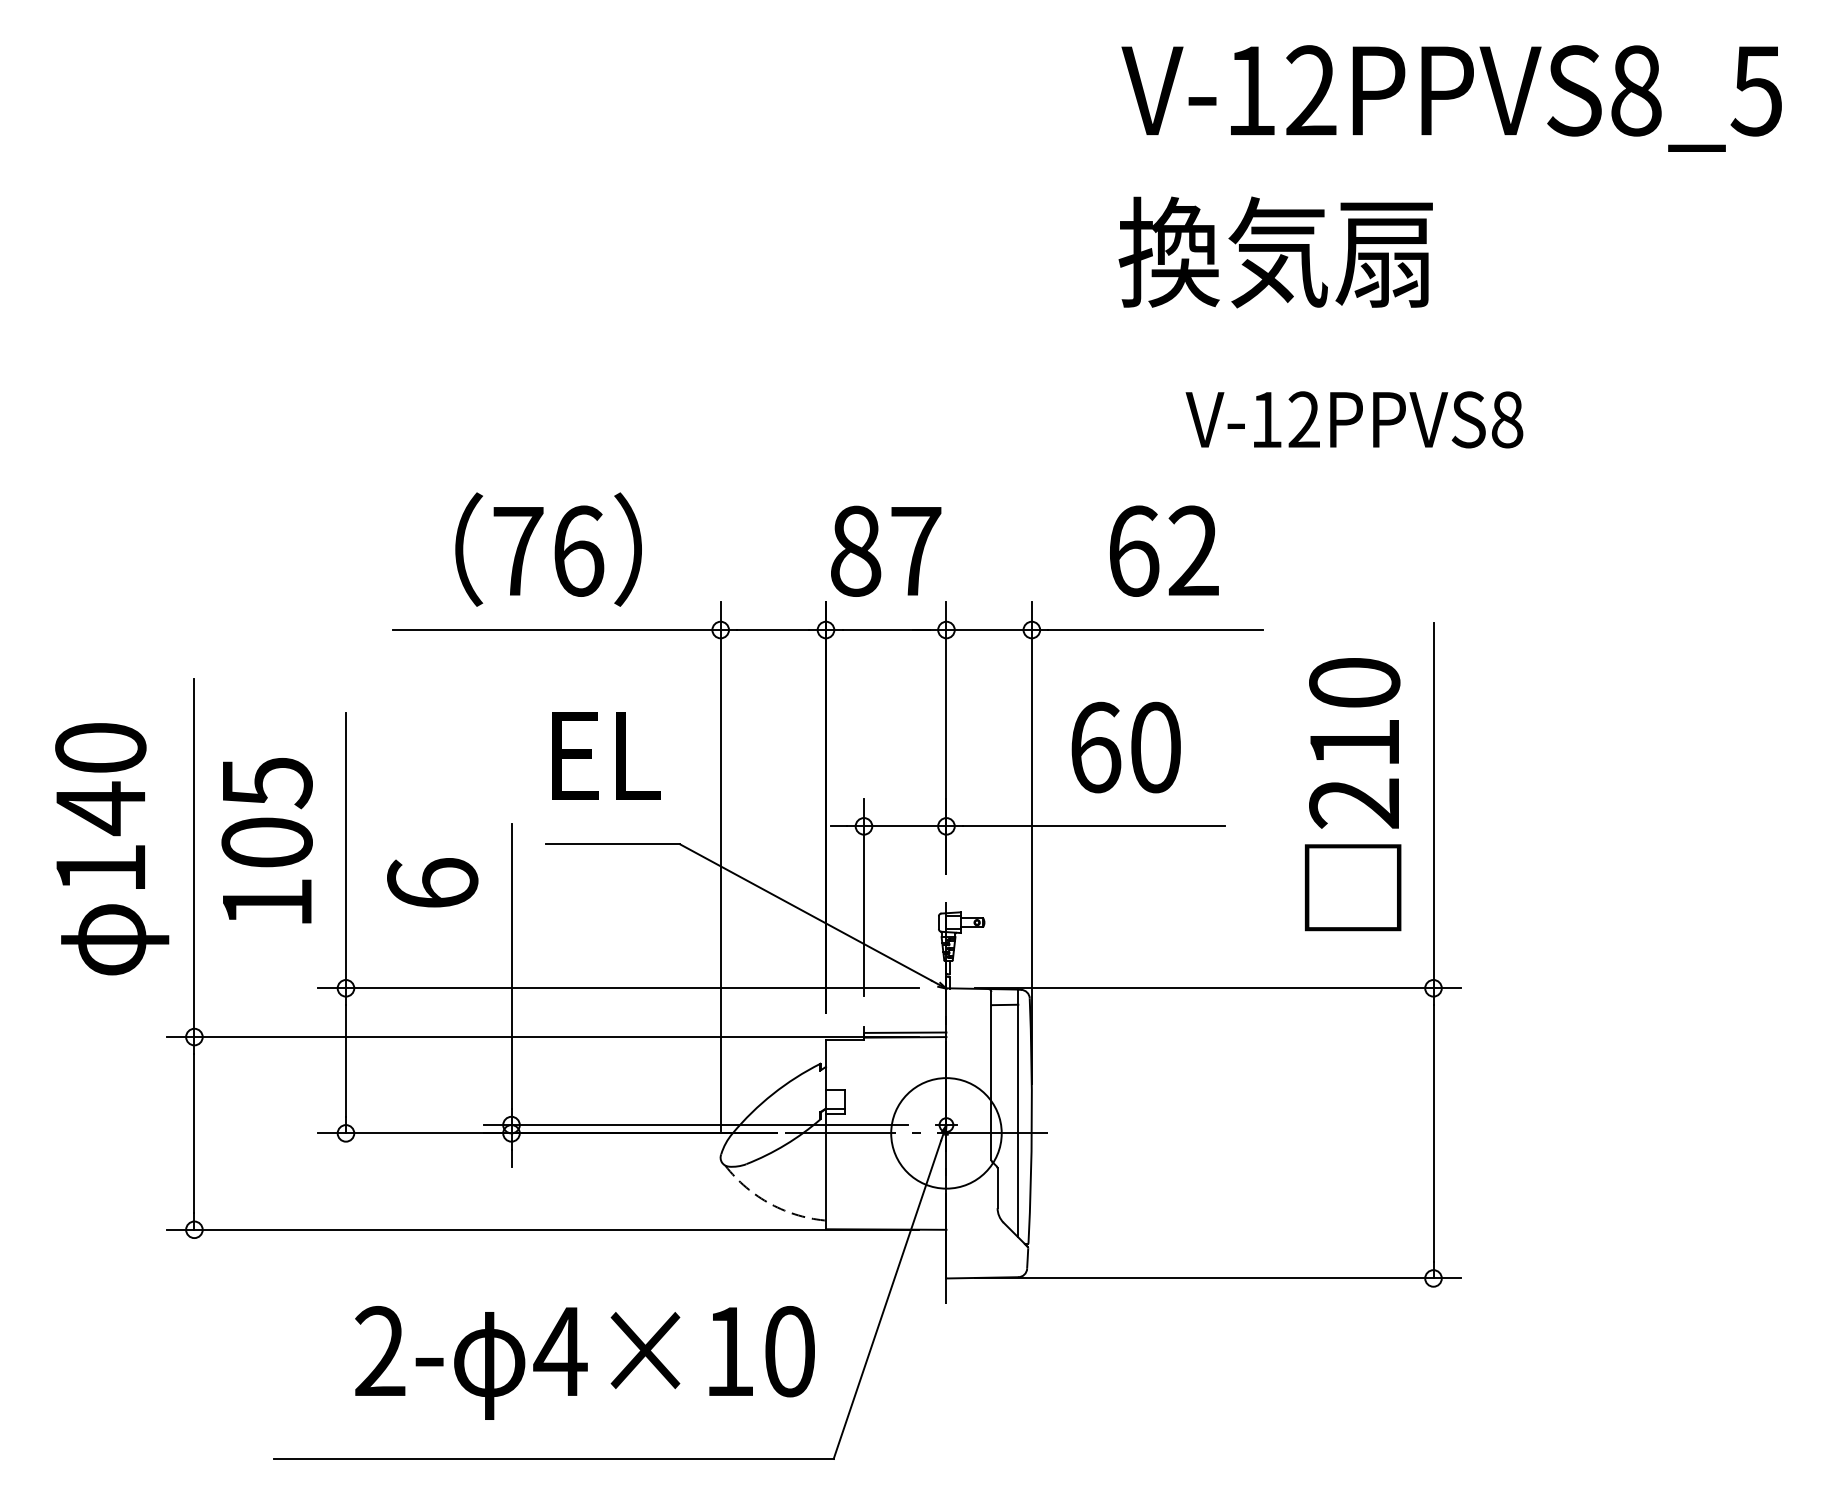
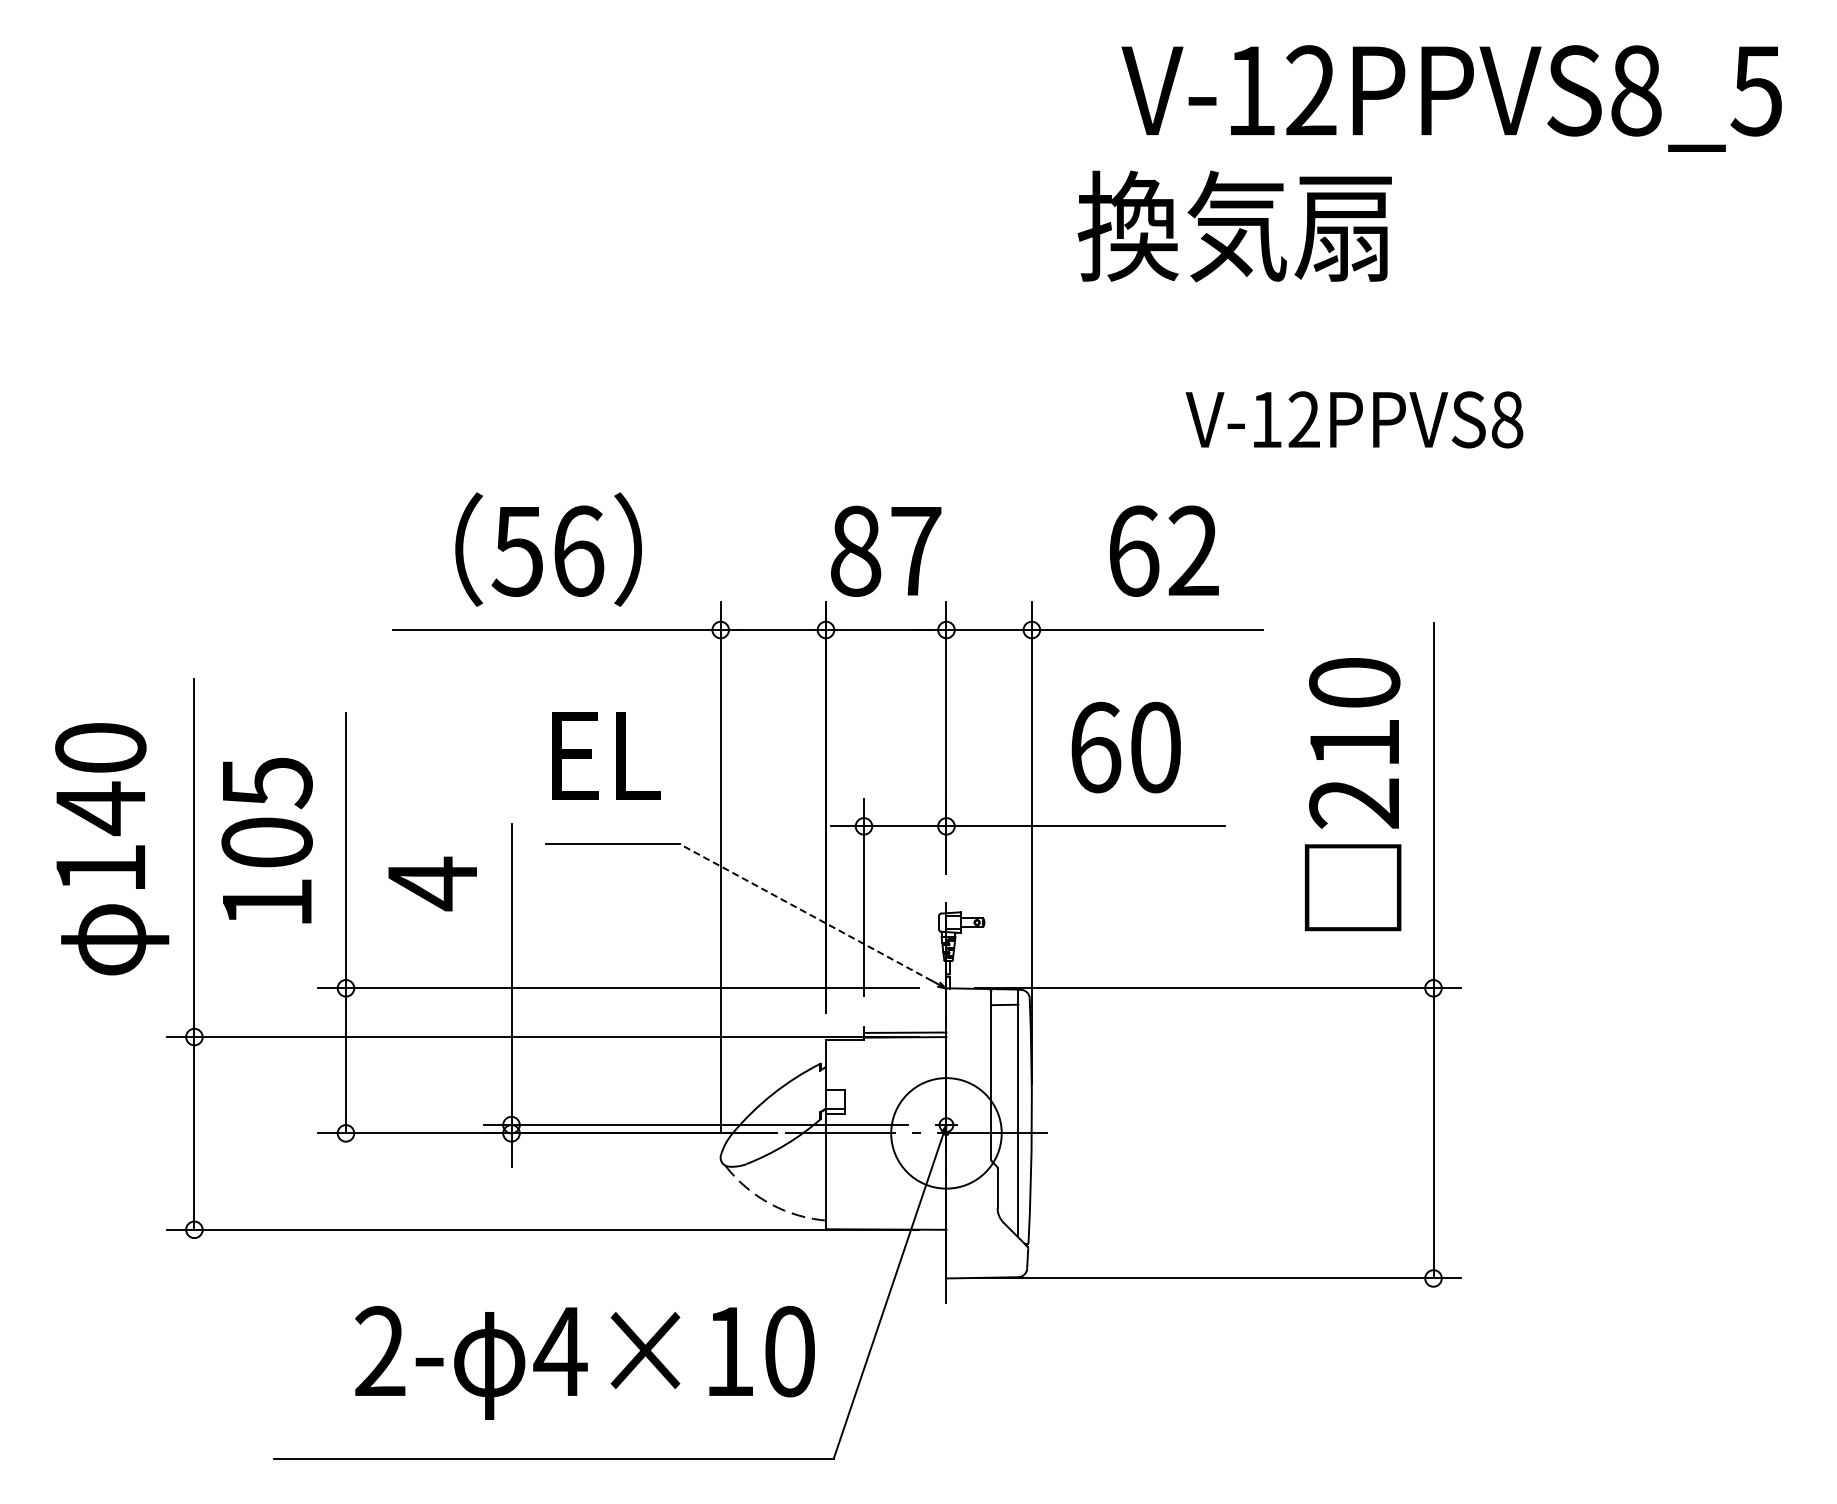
text position: (1275, 252) -> (1234, 226) (1234, 226)
text: 76 -> 56 (517, 551)
text: 6 -> 4 (432, 883)
line: solid -> dashed (805, 912)
